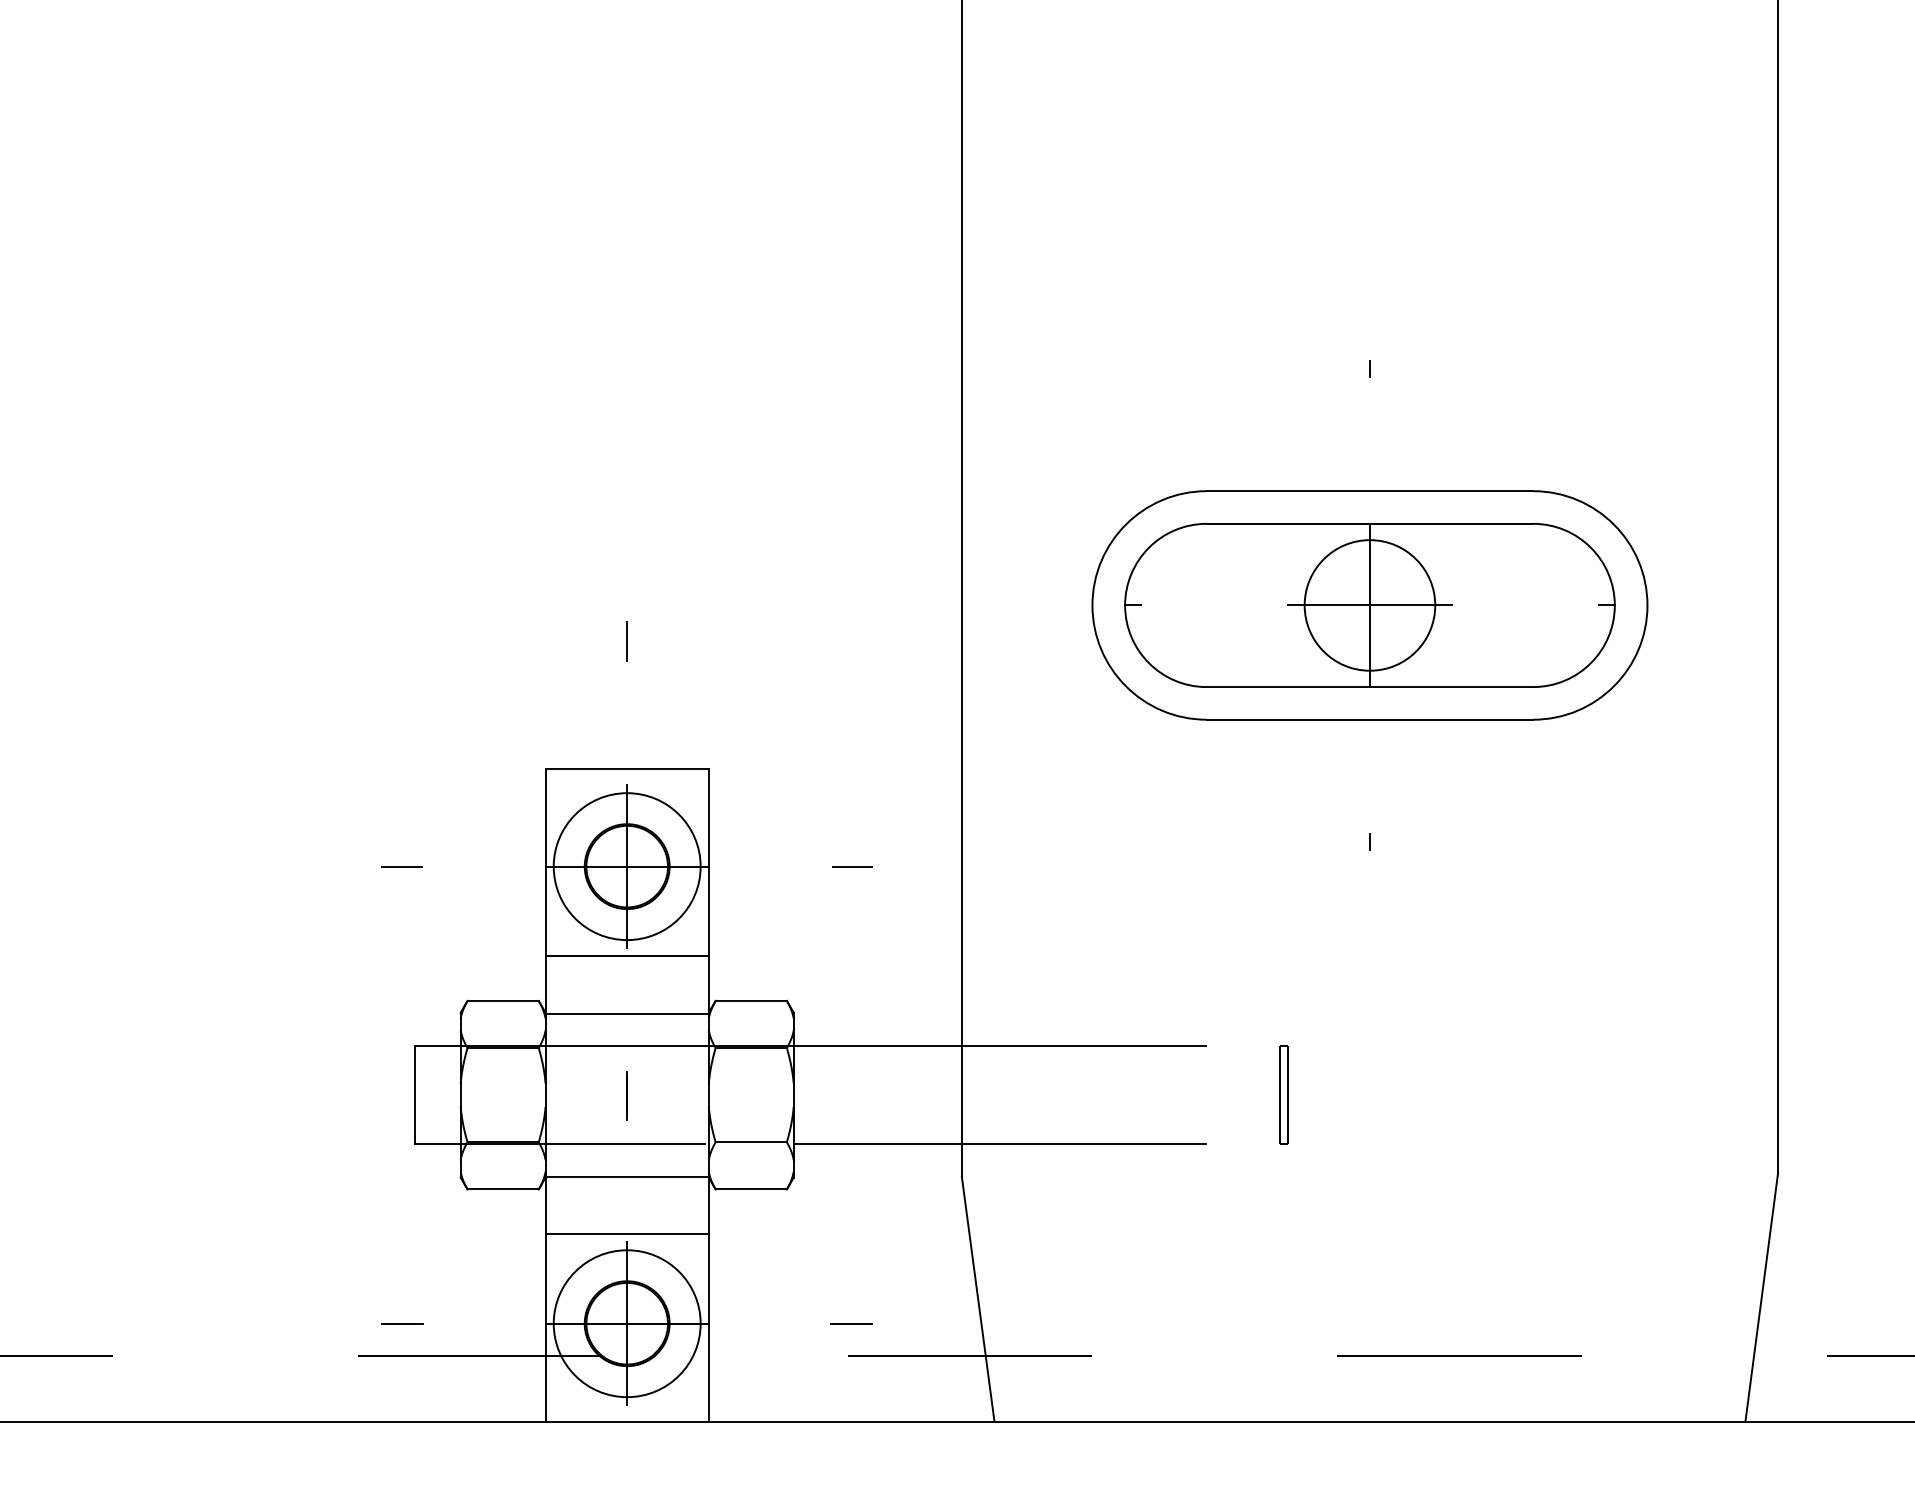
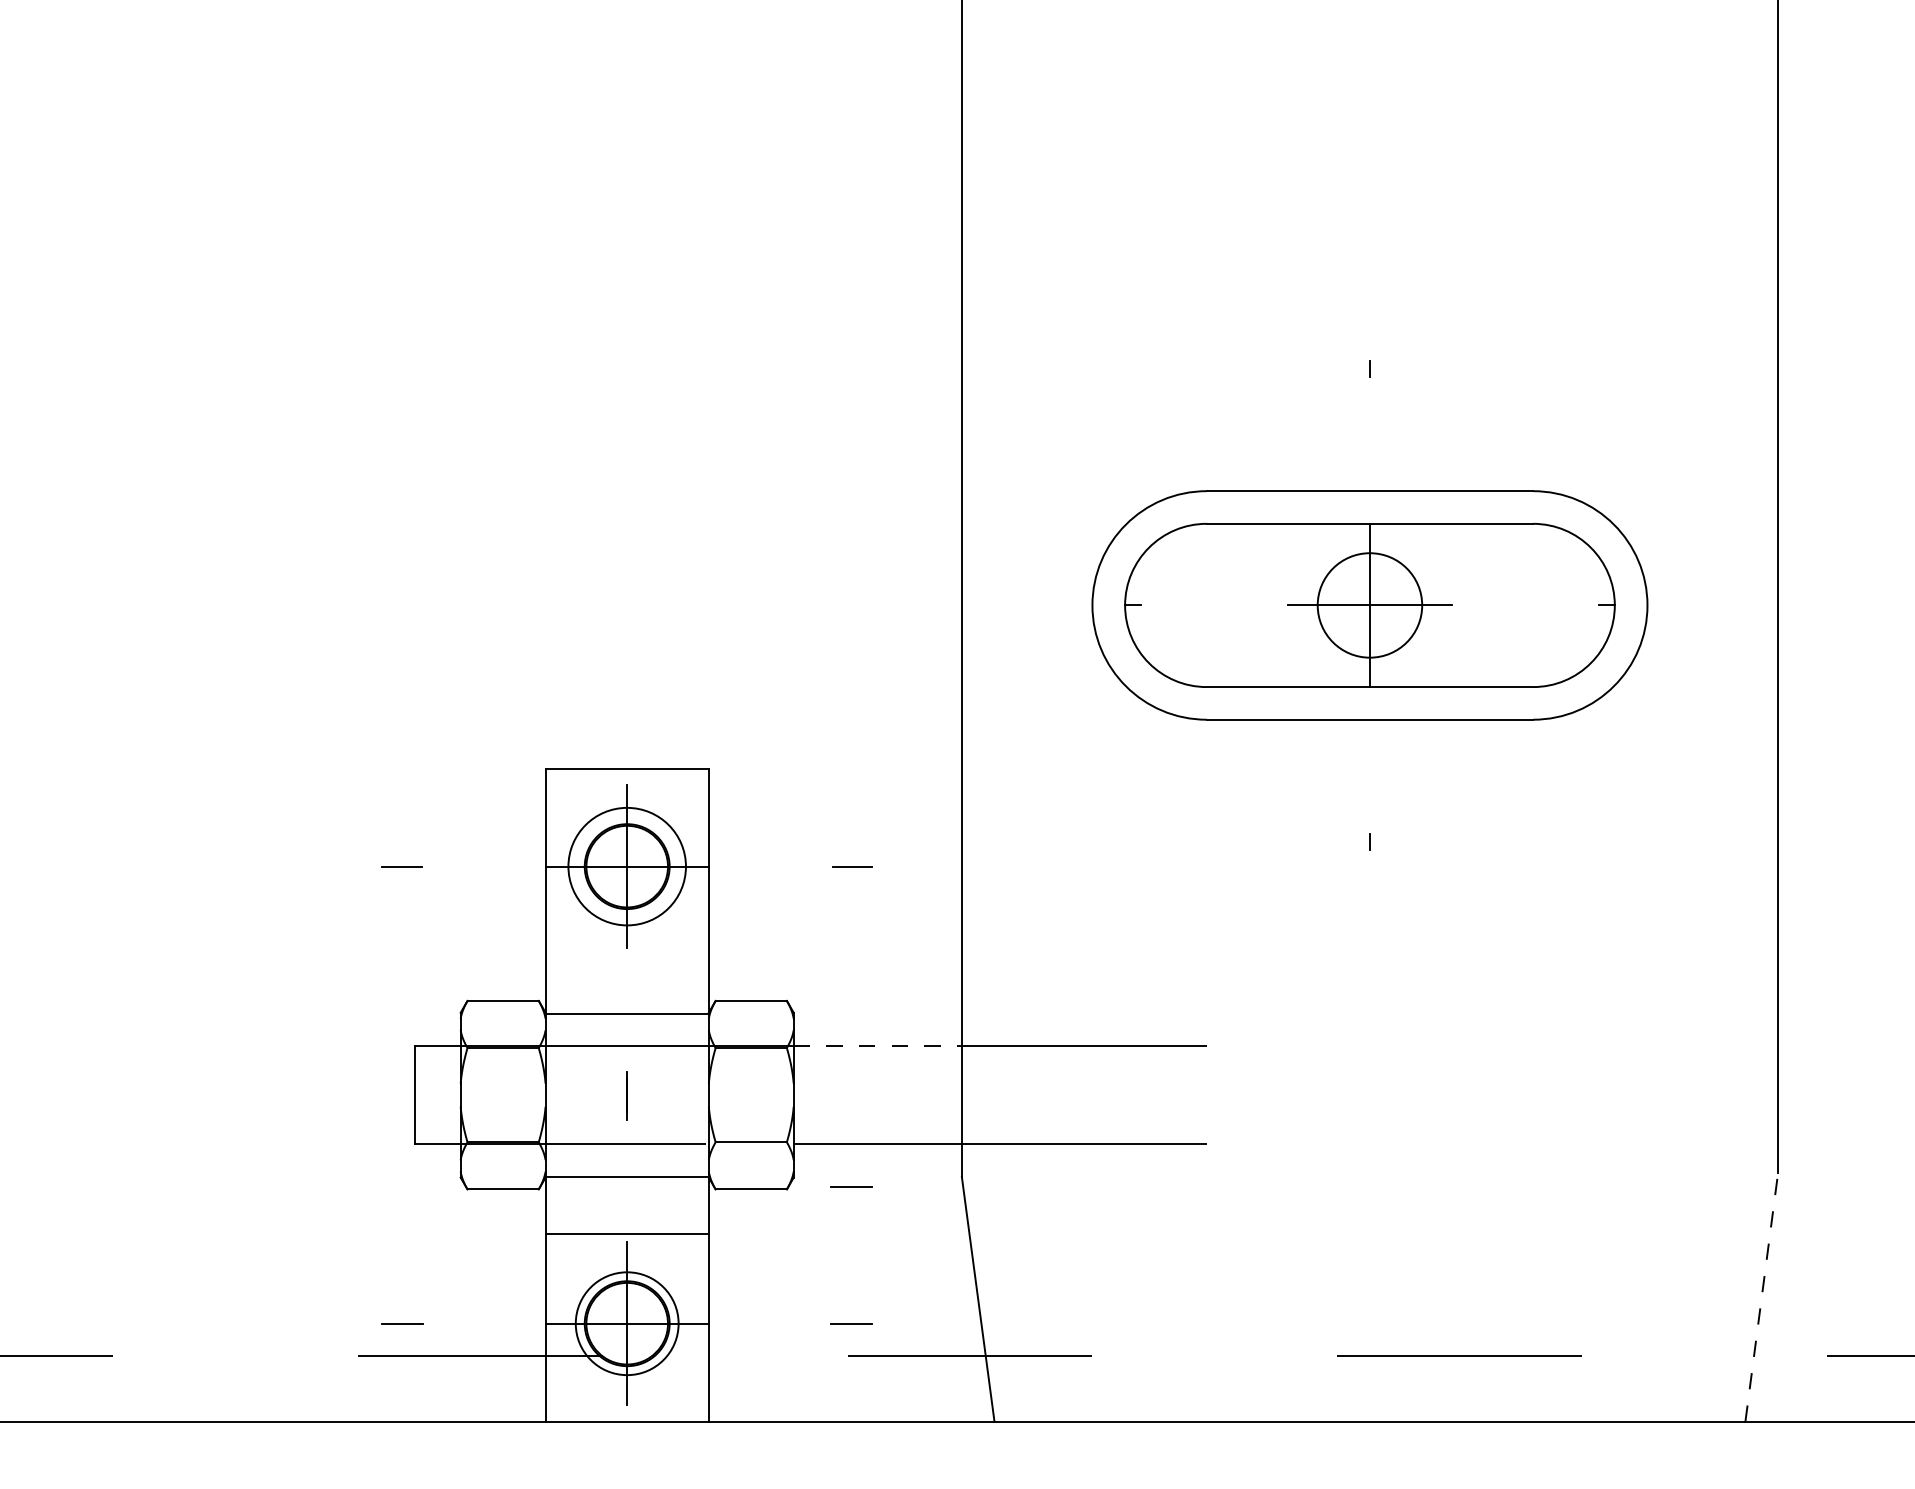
circle diameter: 131 px -> 104 px (1369, 605)
line: present -> none (627, 640)
circle diameter: 147 px -> 118 px (626, 866)
line: present -> none (626, 956)
line: solid -> dashed (878, 1046)
part: present -> none (1283, 1094)
line: none -> present (851, 1186)
line: solid -> dashed (1761, 1296)
circle diameter: 147 px -> 103 px (626, 1323)
